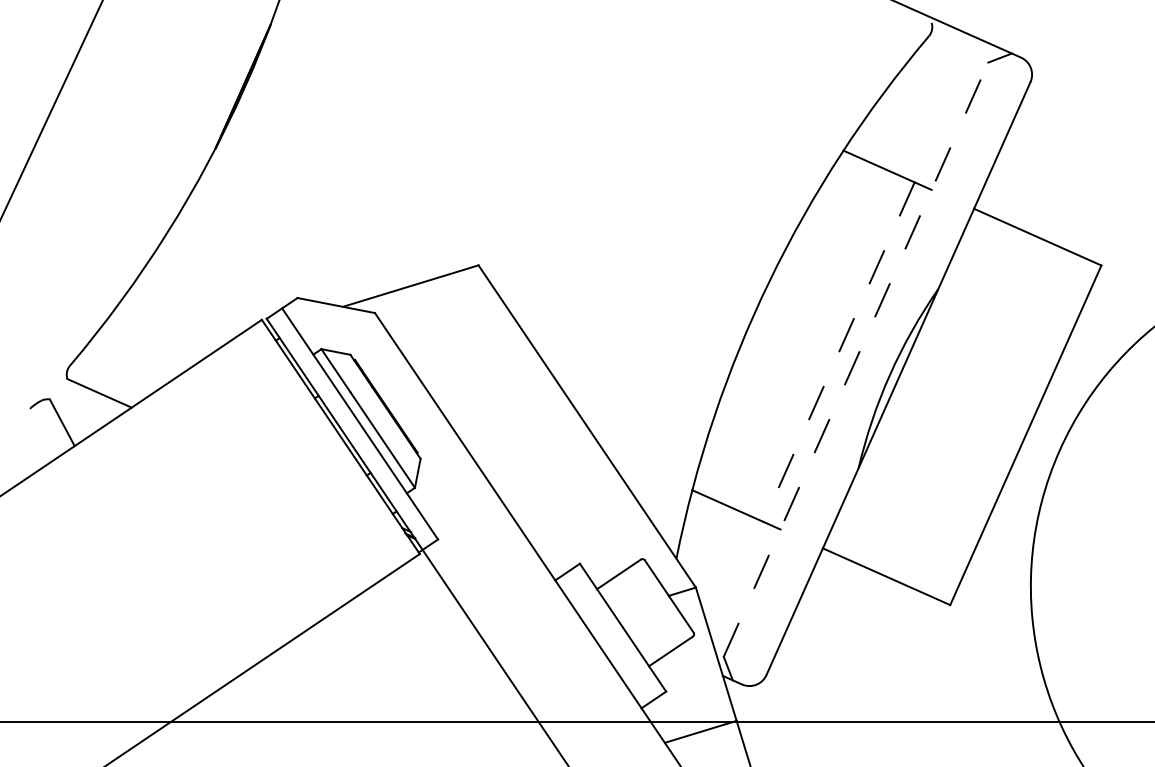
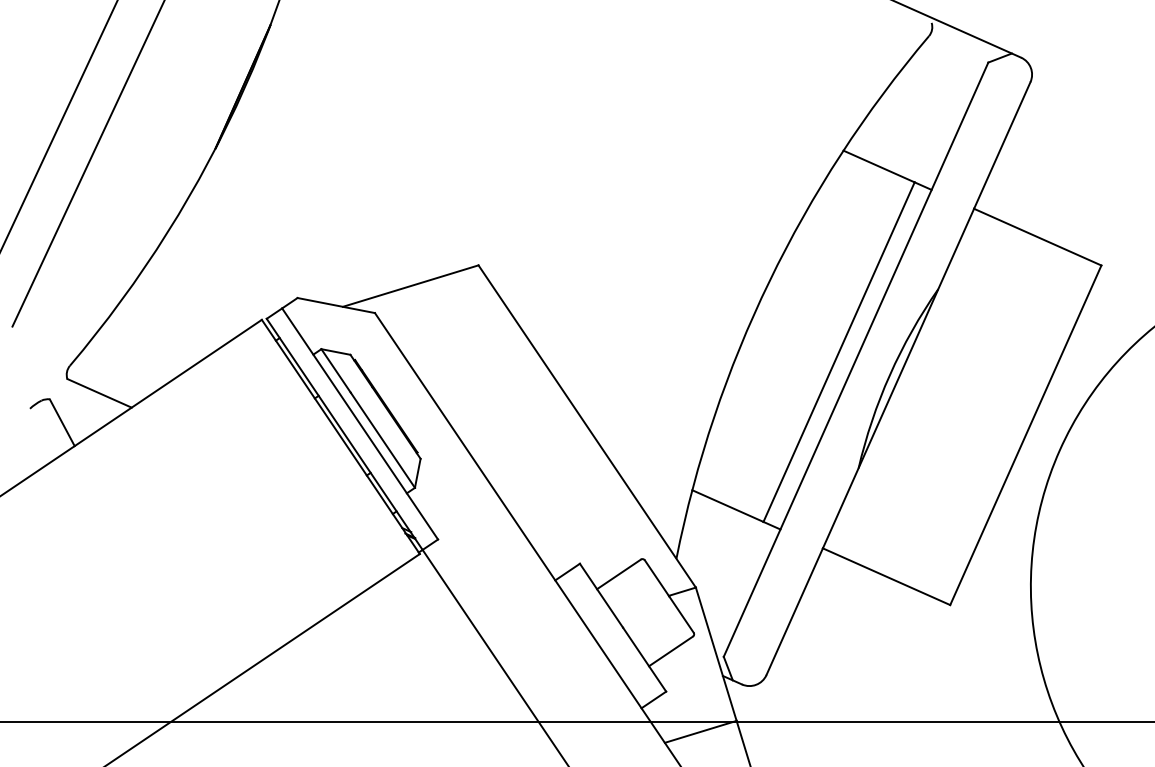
line position: (52, 109) -> (59, 124) (59, 124)
line: none -> present (87, 164)
line: dashed -> solid (839, 352)
line: dashed -> solid (856, 359)
